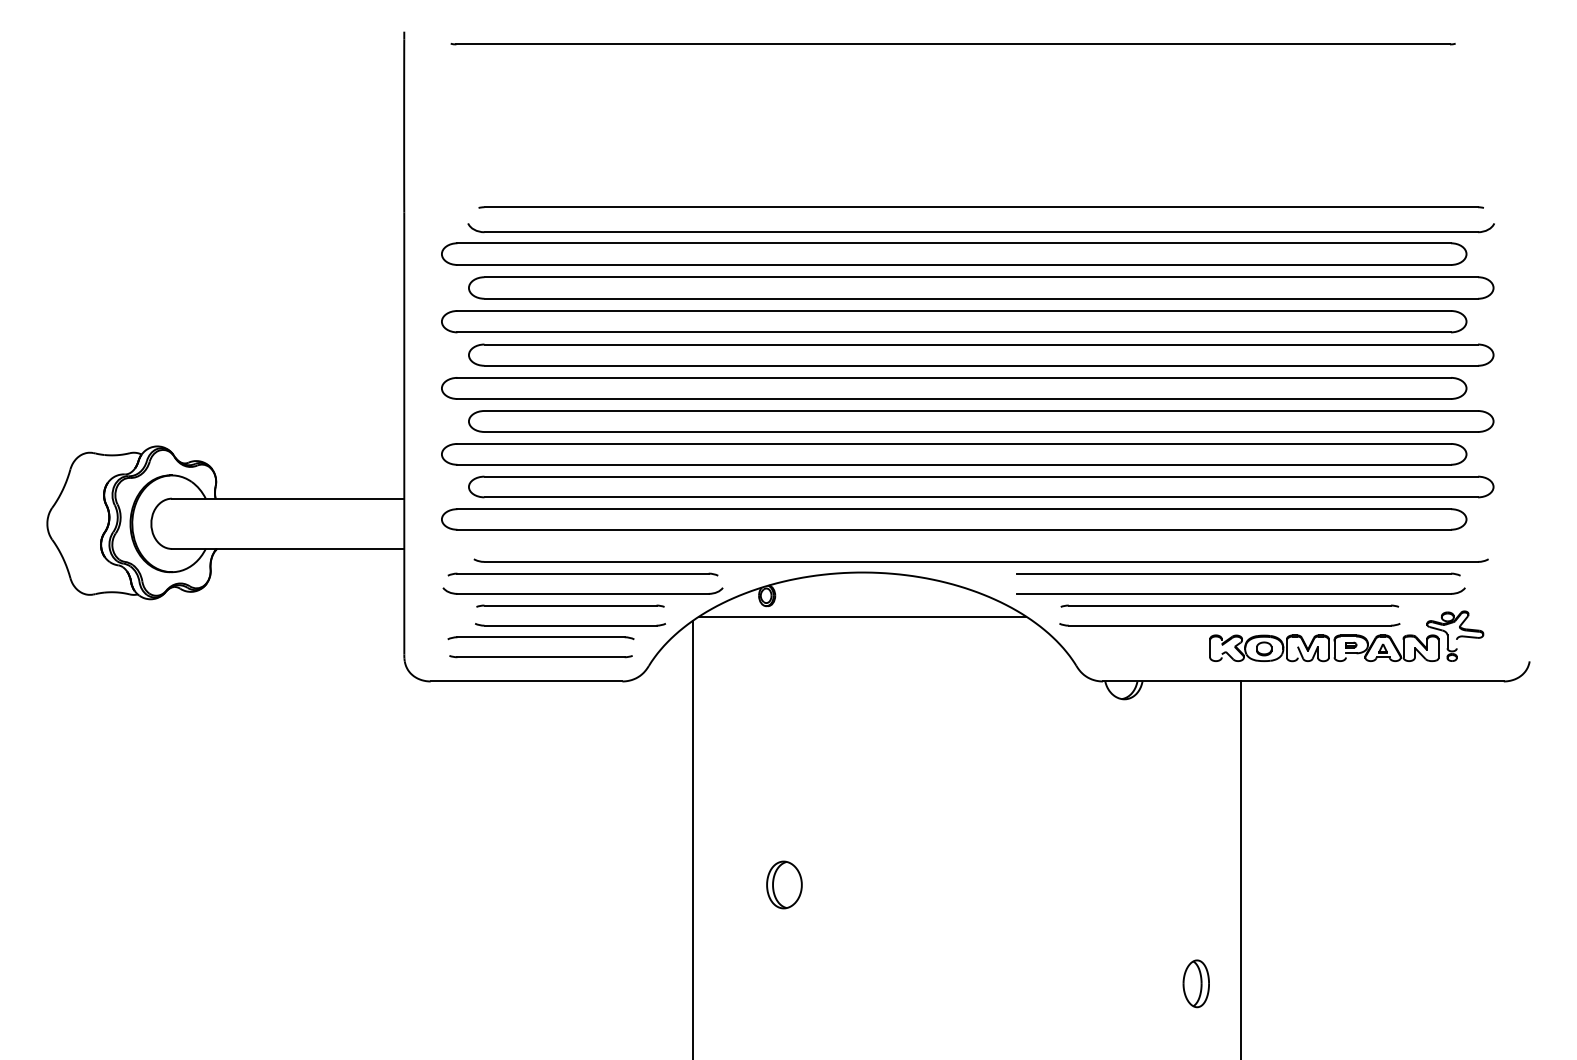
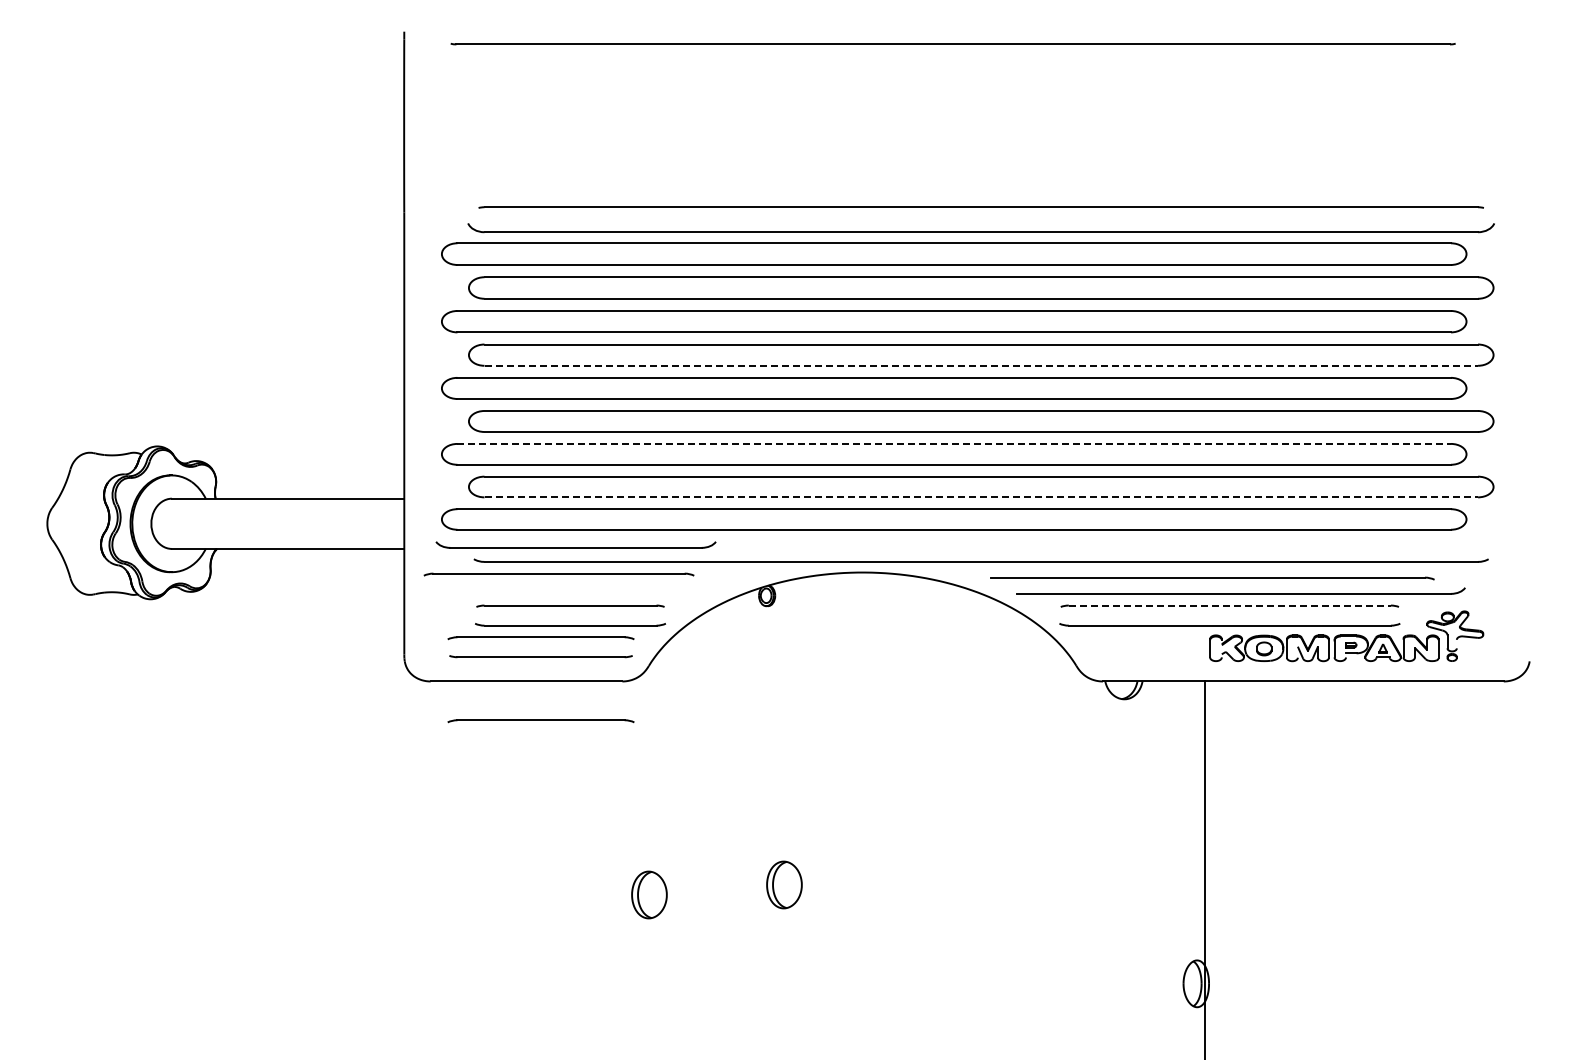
line: solid -> dashed (981, 365)
line: solid -> dashed (954, 443)
line: solid -> dashed (981, 497)
part position: (582, 574) -> (558, 574) (558, 574)
part position: (1238, 574) -> (1212, 578) (1212, 578)
part position: (582, 590) -> (575, 544) (575, 544)
line: solid -> dashed (1230, 605)
line: present -> none (862, 616)
part: none -> present (540, 721)
line: present -> none (693, 838)
line position: (1241, 868) -> (1205, 868) (1205, 868)
part: none -> present (649, 894)
